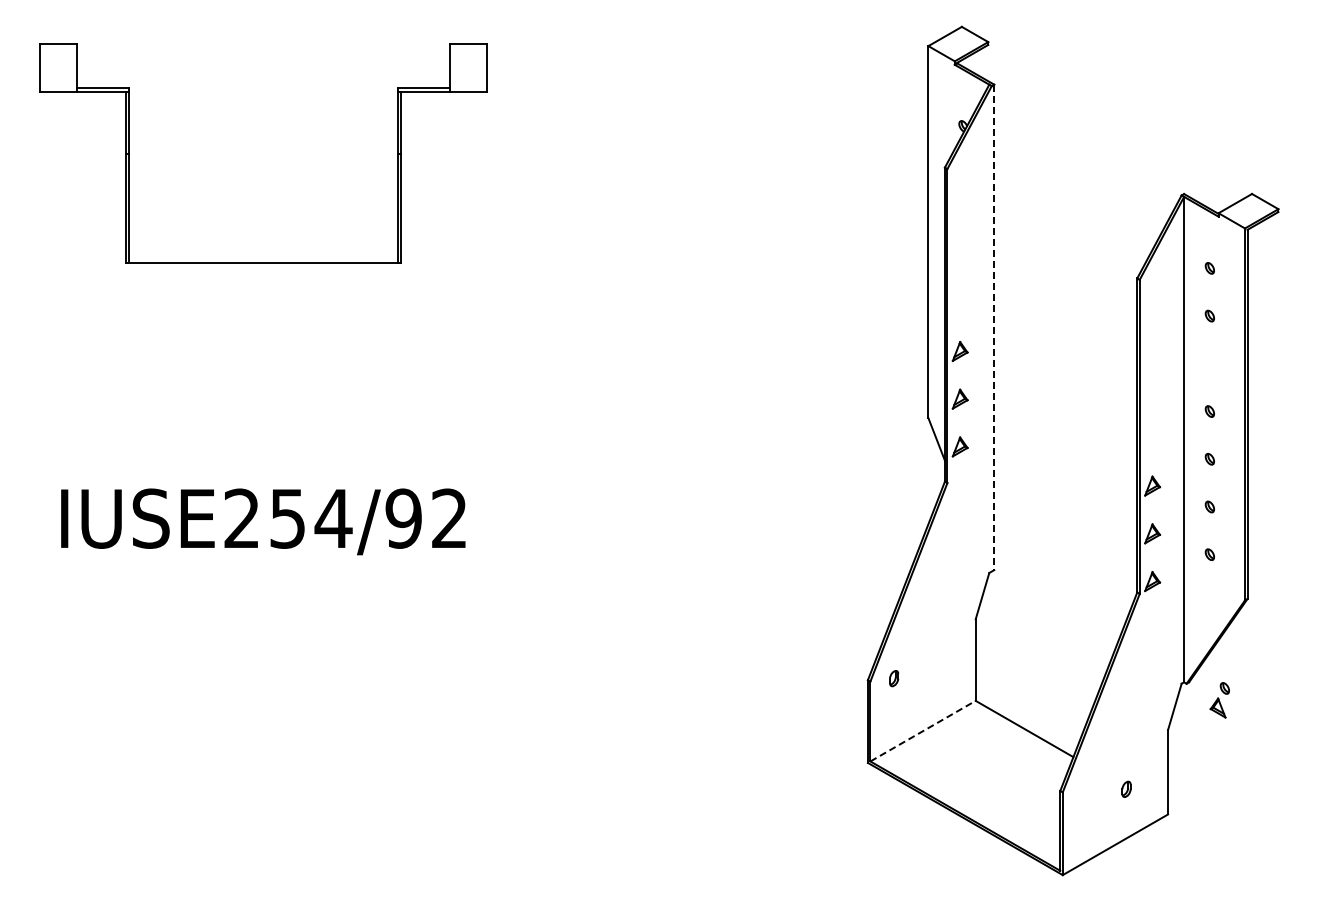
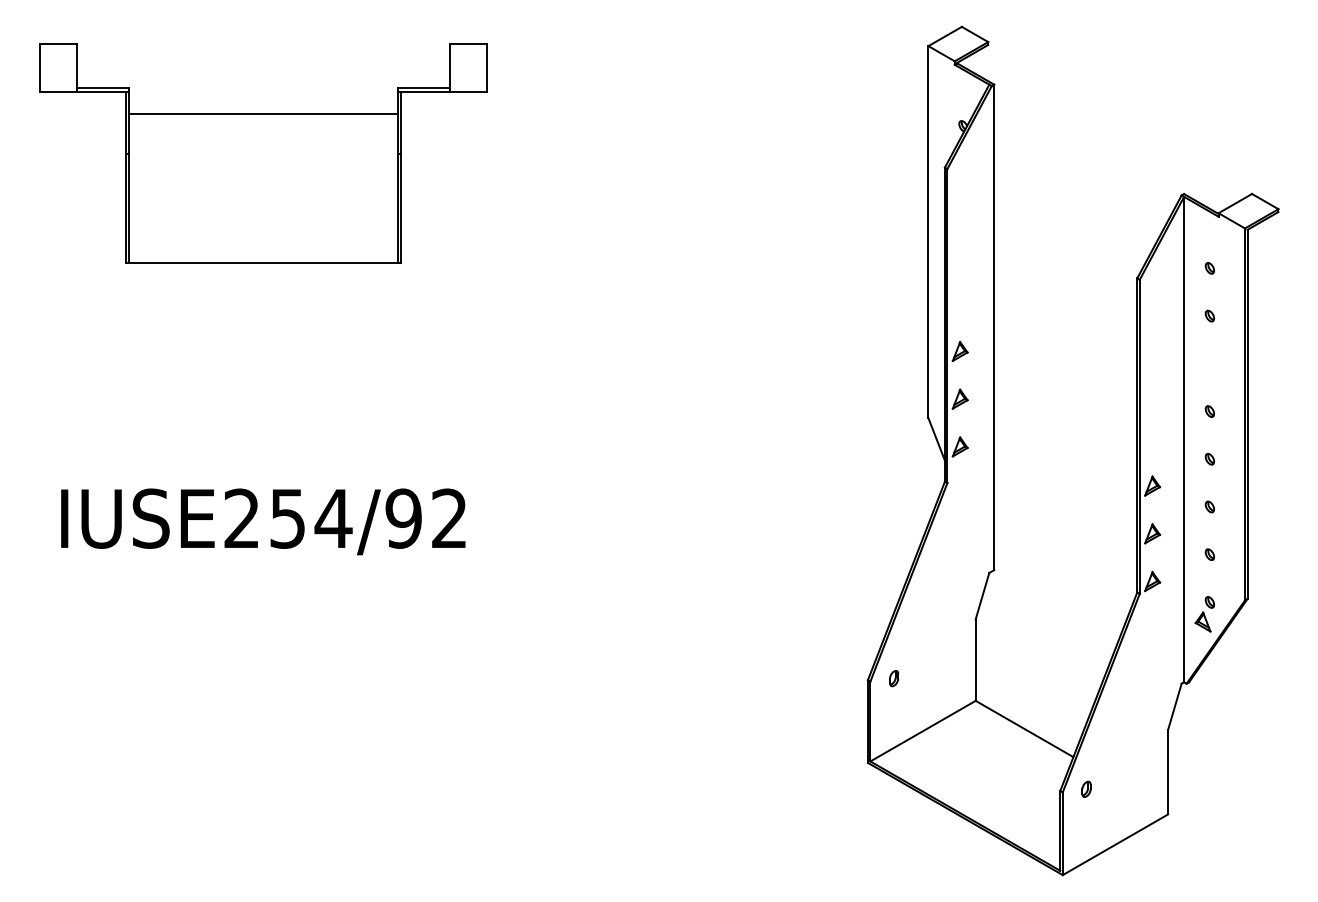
line: none -> present (263, 114)
line: dashed -> solid (994, 327)
part position: (1219, 700) -> (1204, 614) (1204, 614)
line: dashed -> solid (923, 731)
part position: (1126, 788) -> (1086, 788) (1086, 788)
